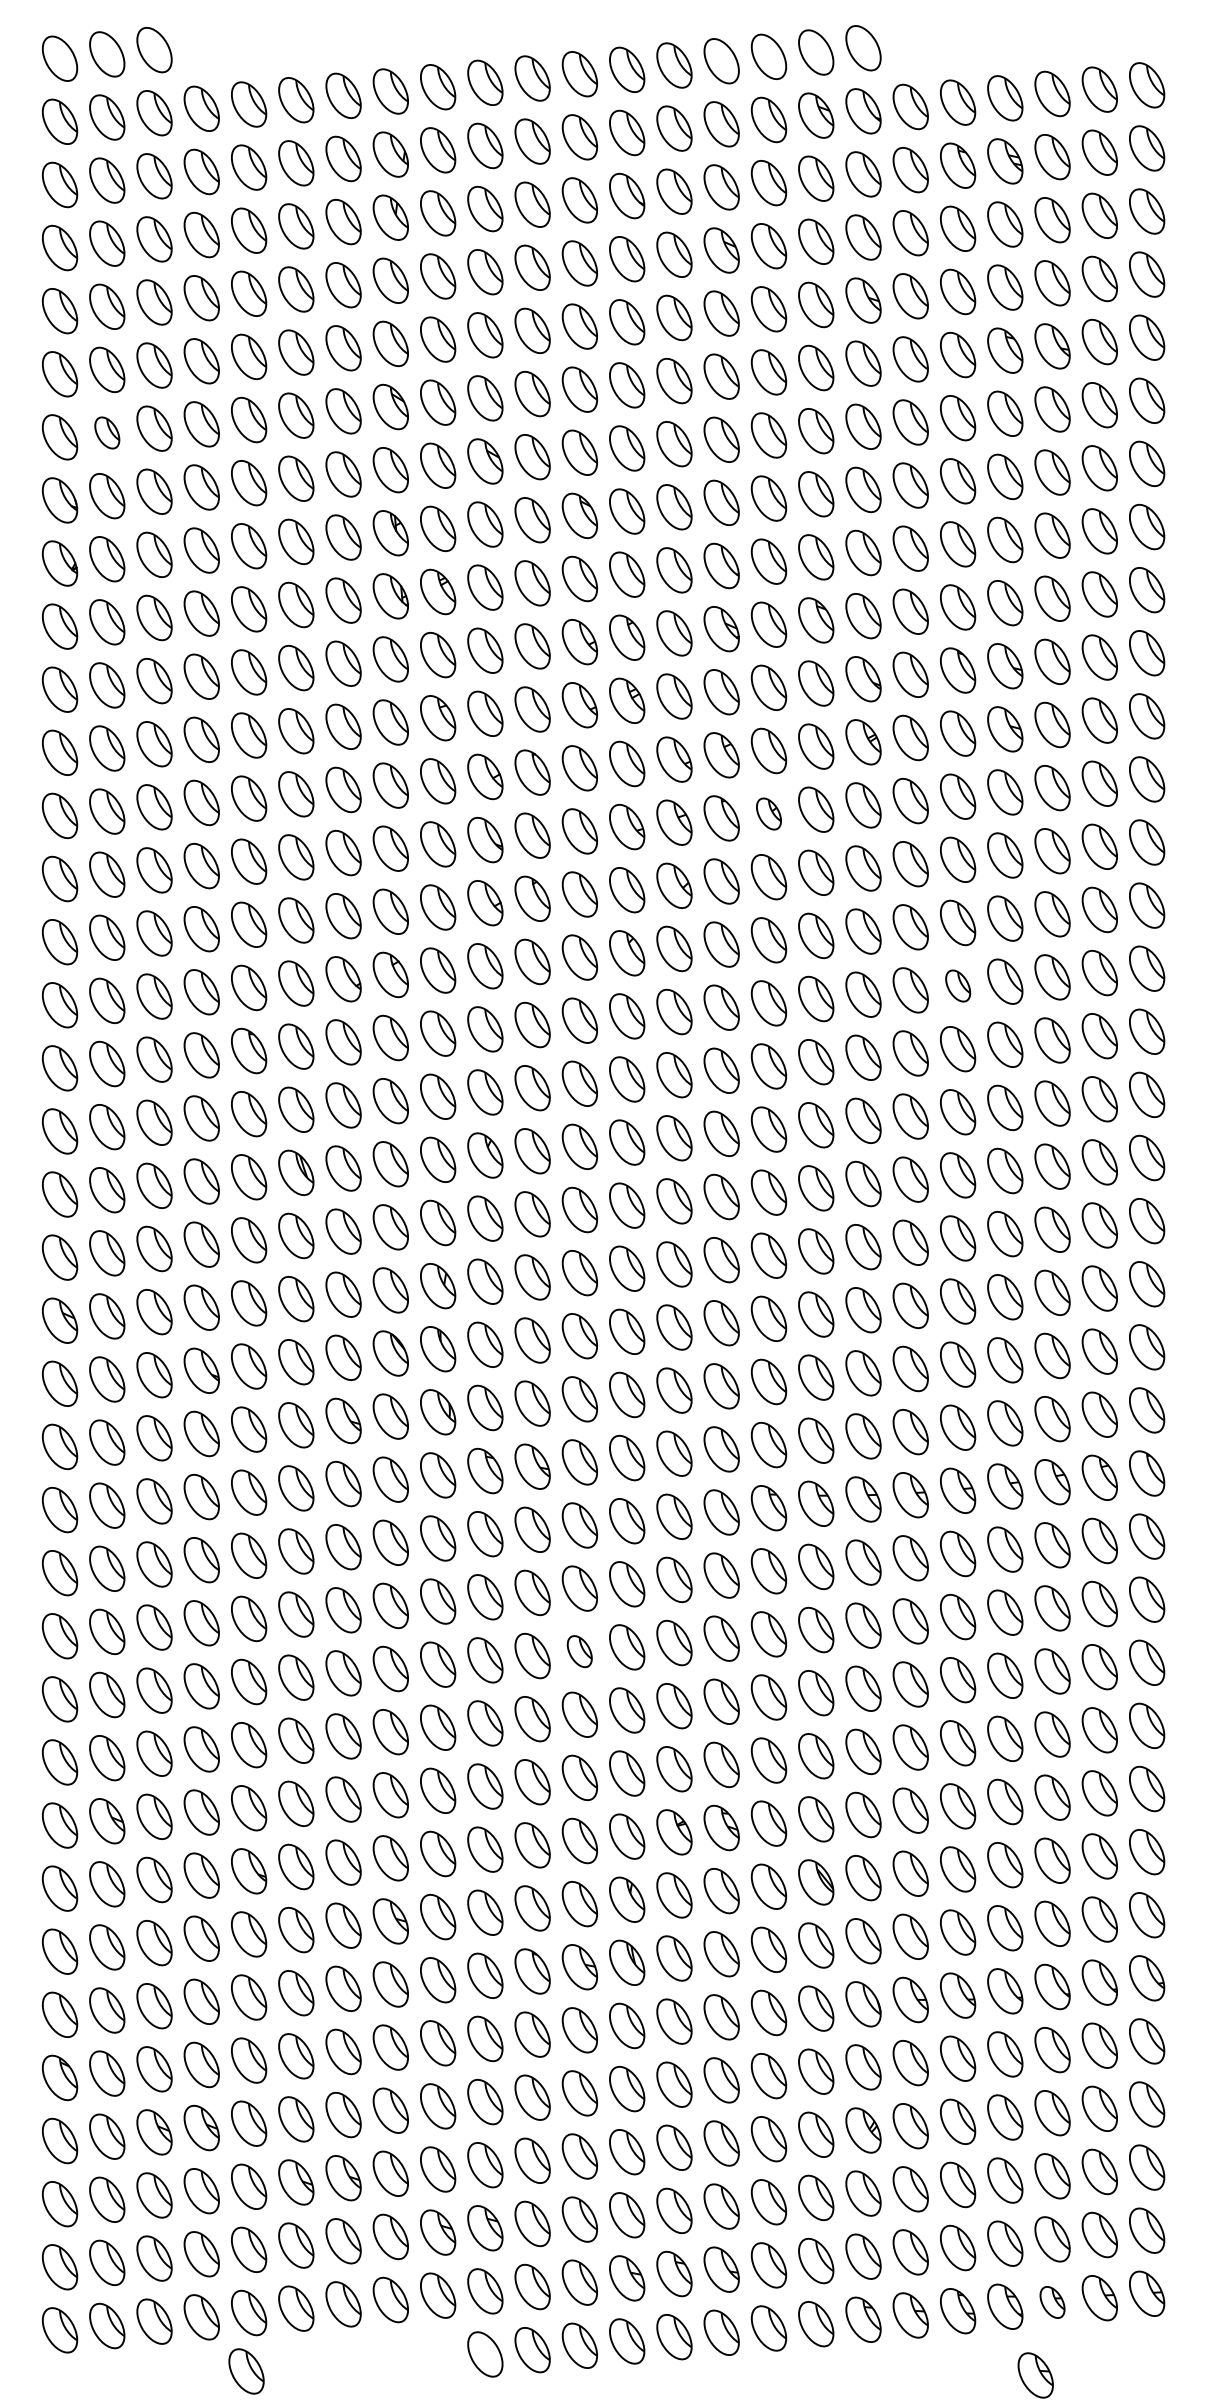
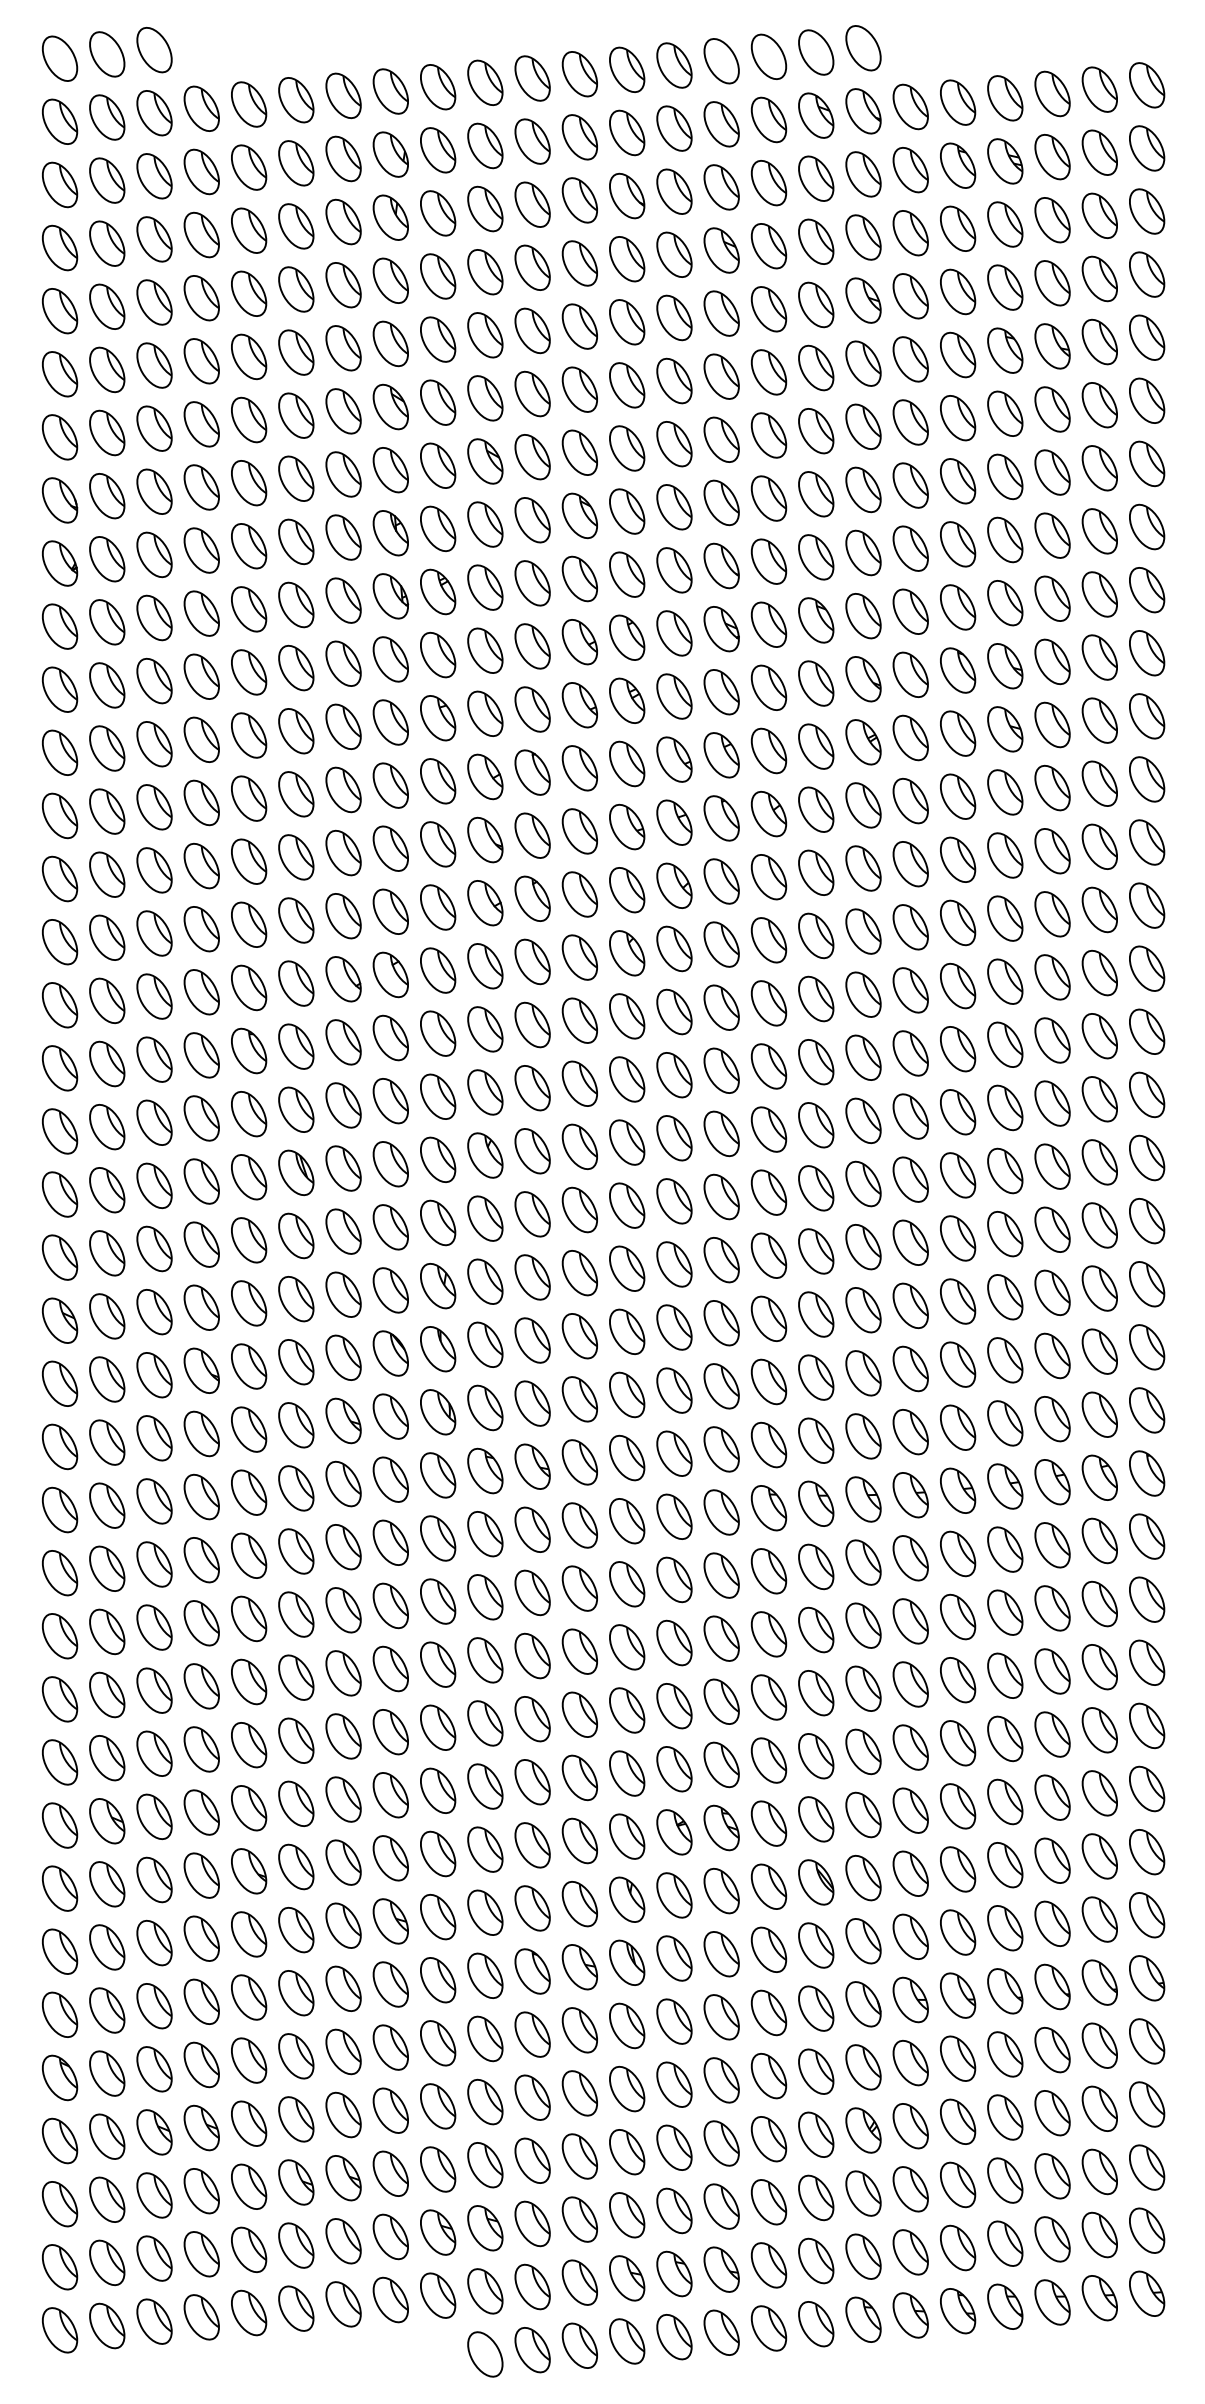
part size: 27x34 px -> 37x48 px (107, 432)
part size: 26x34 px -> 38x48 px (768, 813)
part size: 27x34 px -> 37x48 px (958, 985)
part size: 27x34 px -> 37x47 px (579, 1651)
part size: 27x33 px -> 37x47 px (1052, 2302)
part: present -> none (246, 2371)
part: present -> none (1035, 2375)
